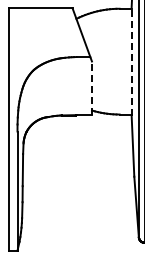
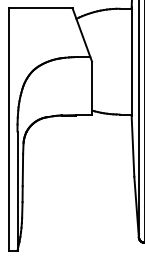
line: dashed -> solid (131, 61)
line: dashed -> solid (91, 88)
